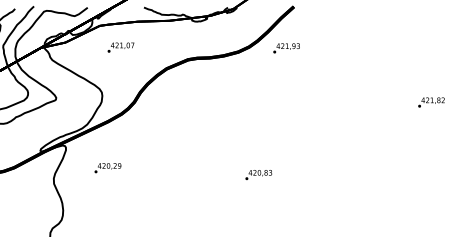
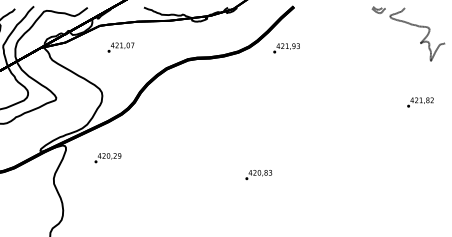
part: none -> present (411, 25)
text position: (431, 102) -> (420, 102) (420, 102)
text position: (107, 168) -> (107, 158) (107, 158)
